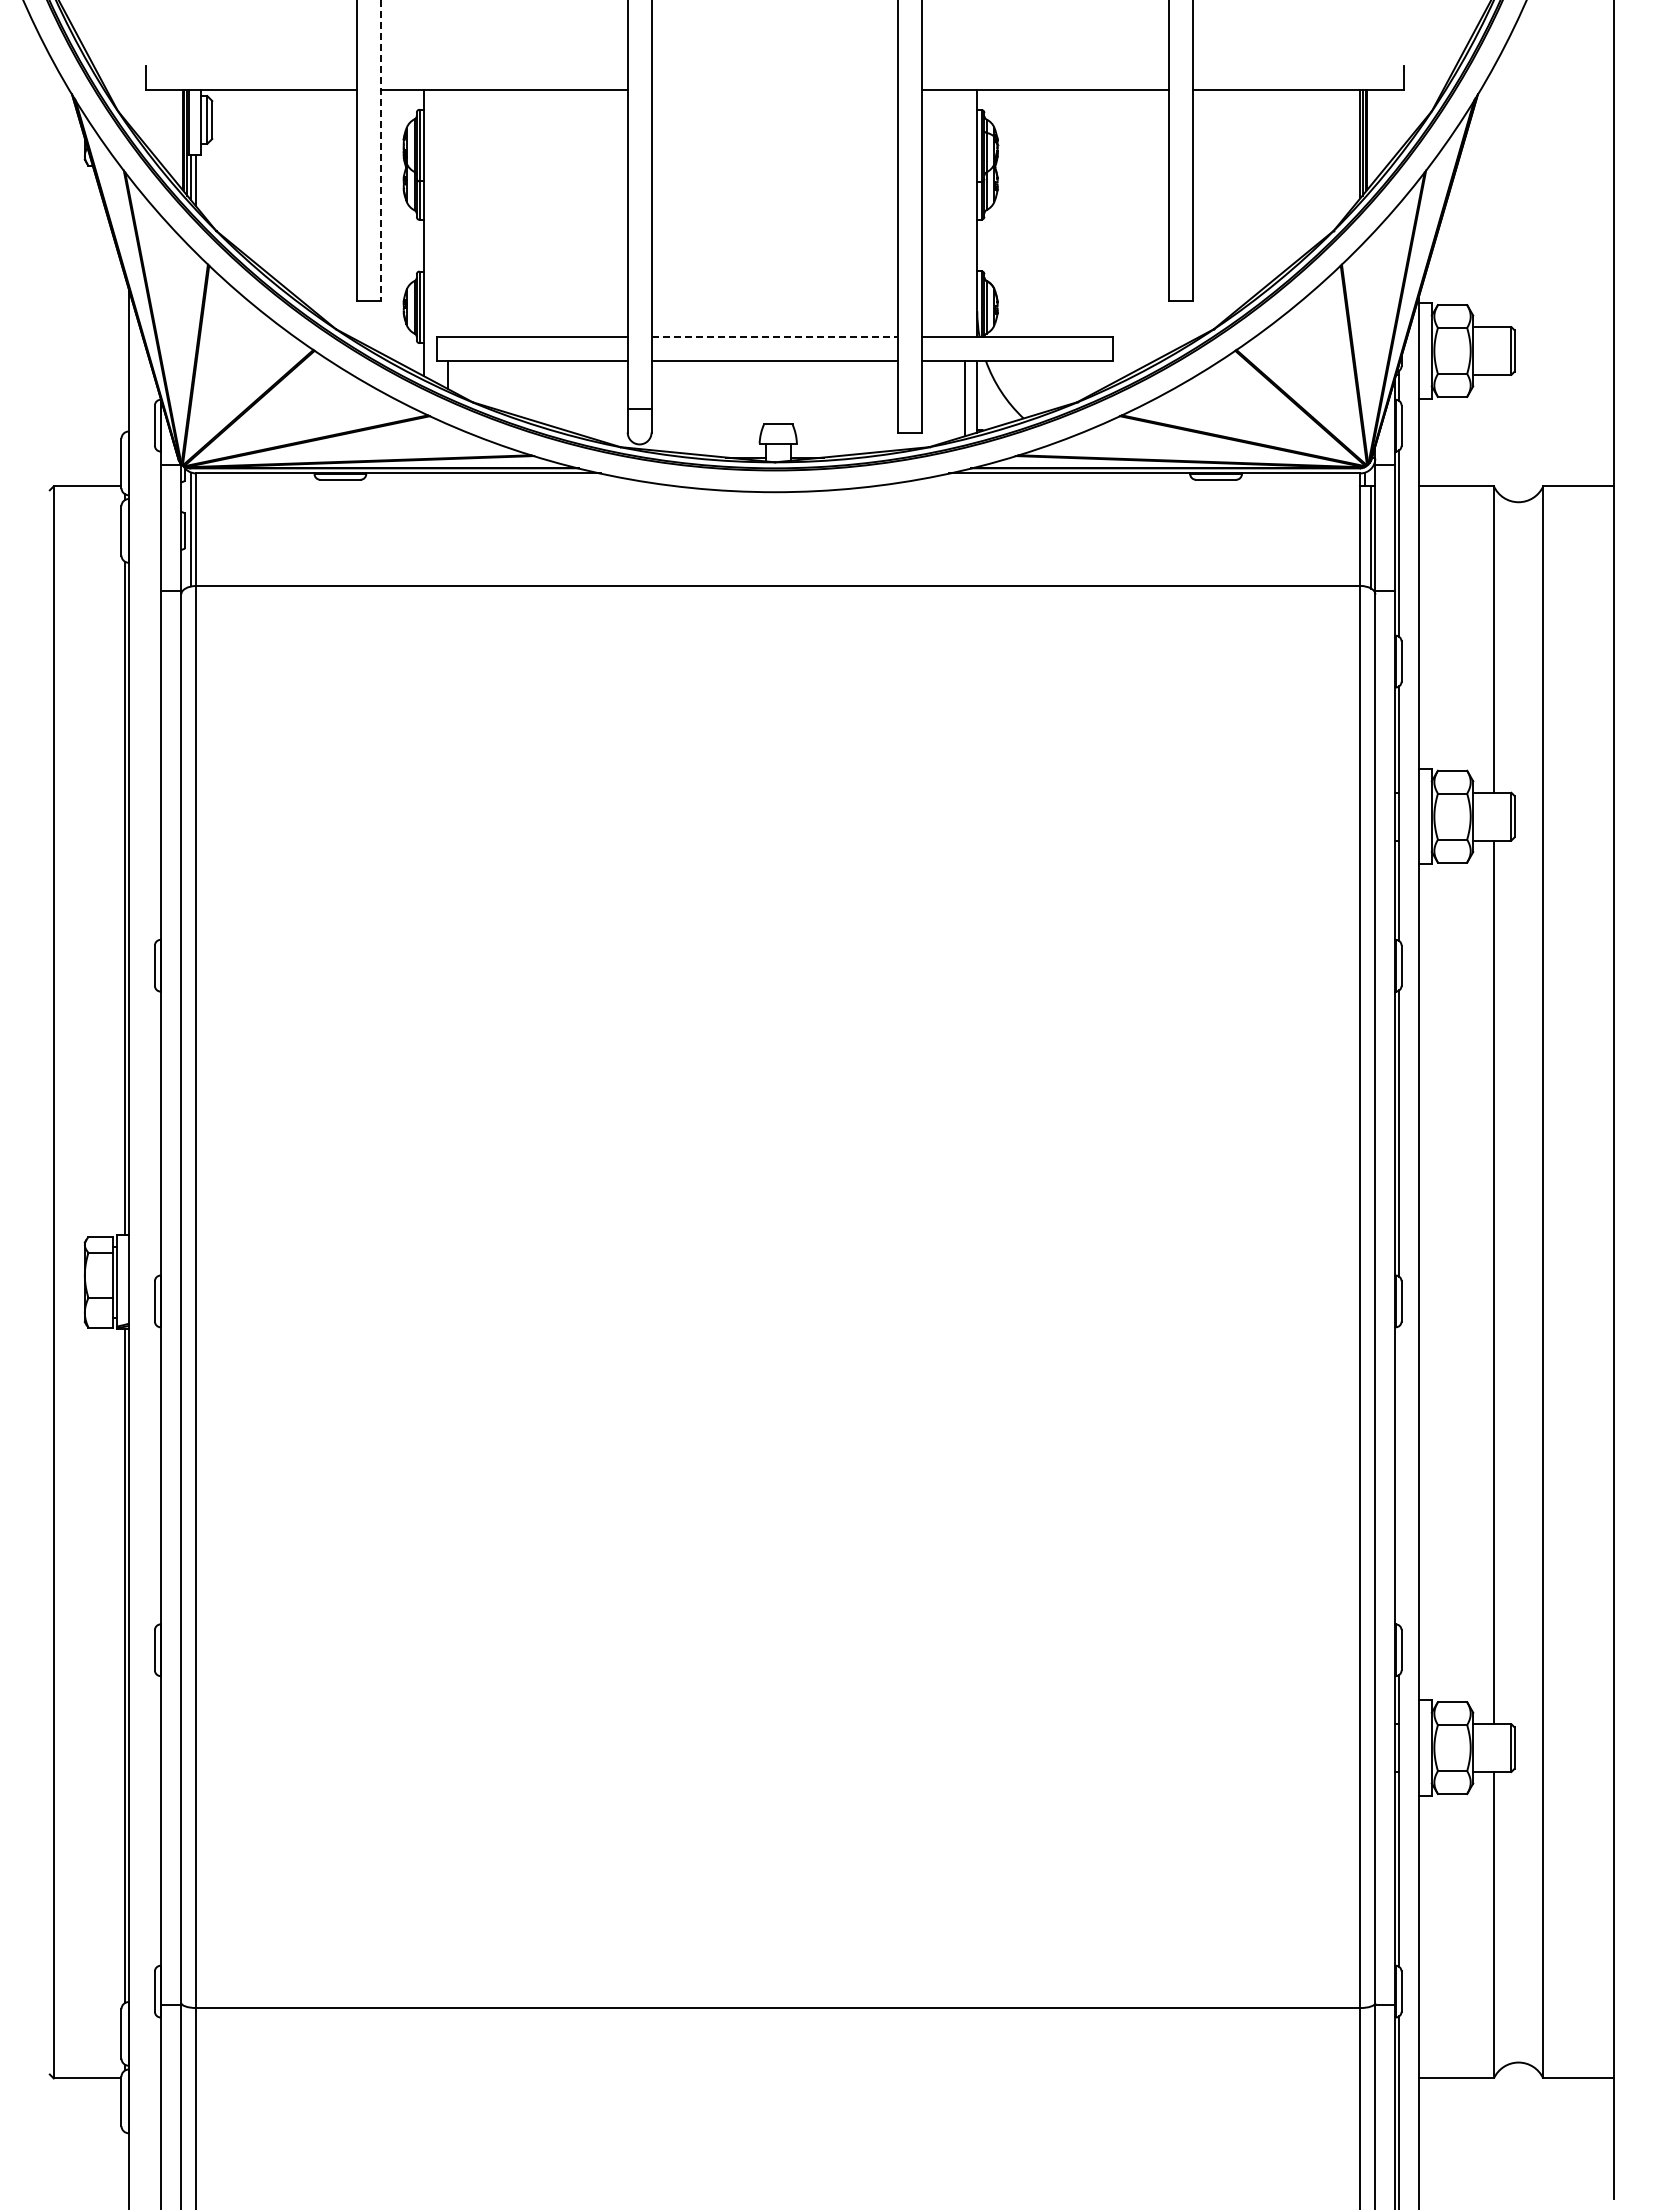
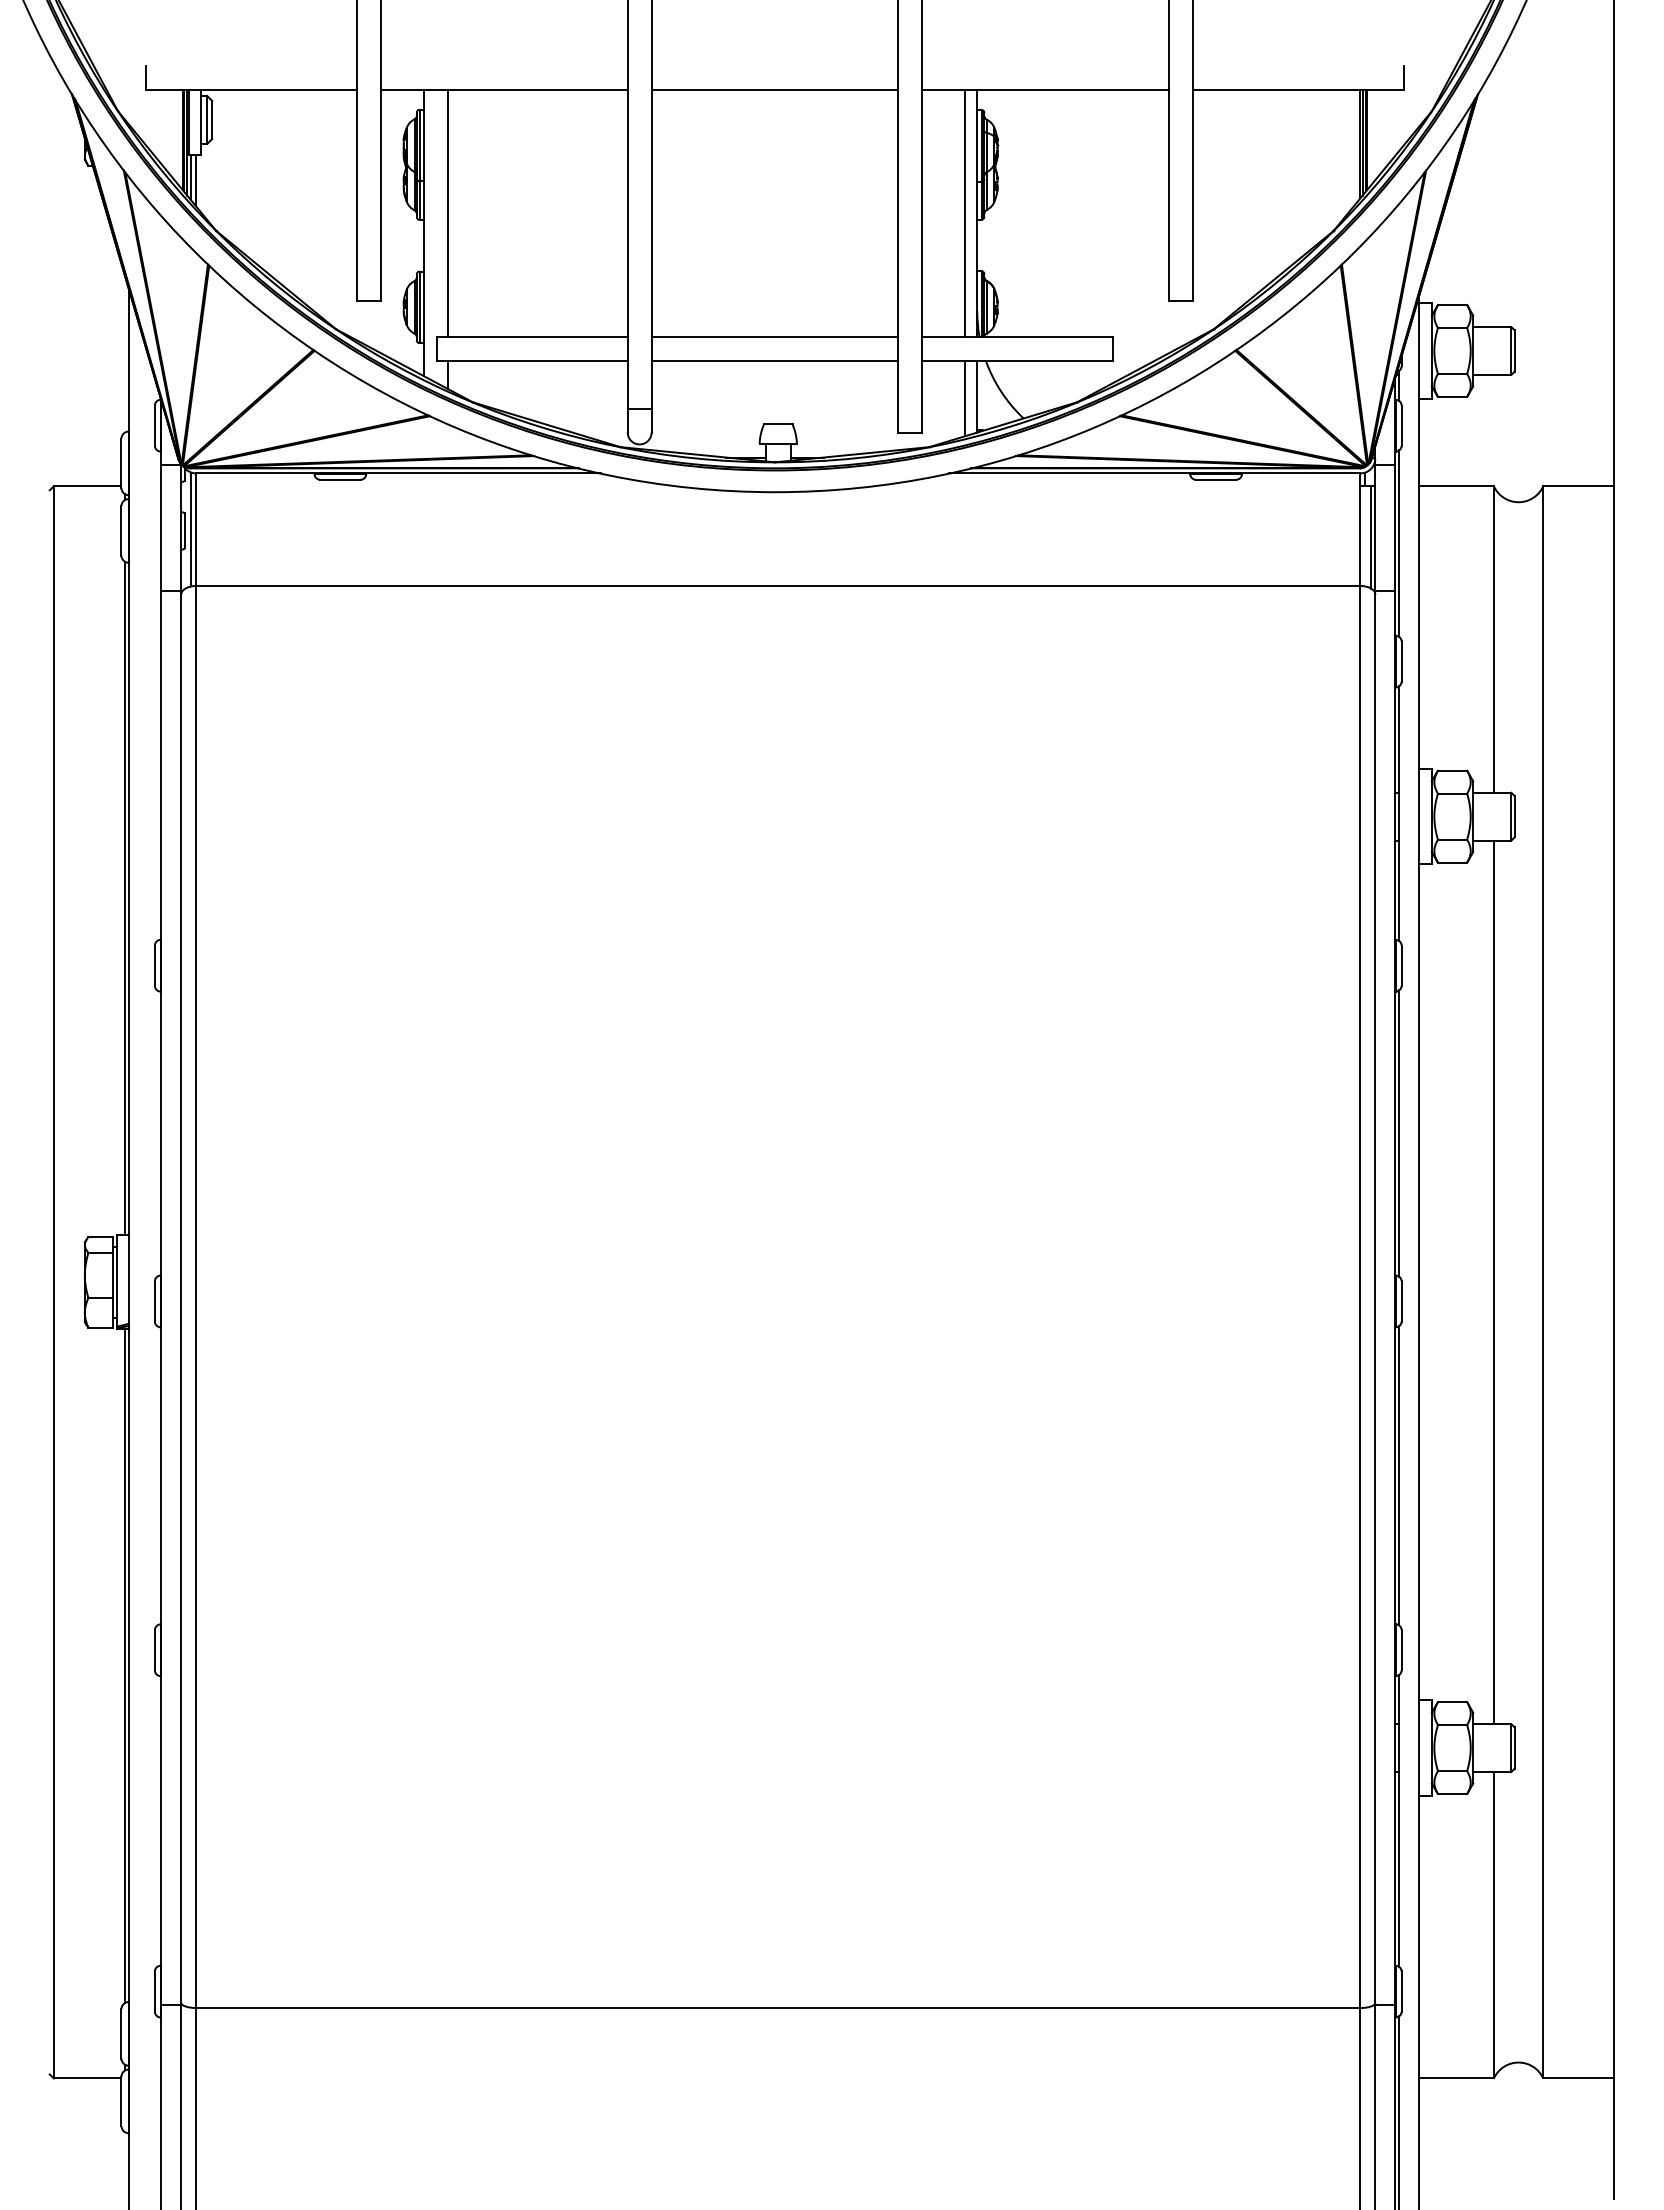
line: none -> present (774, 90)
line: dashed -> solid (380, 151)
line: none -> present (447, 213)
line: none -> present (965, 213)
line: dashed -> solid (775, 336)
line: none -> present (1399, 1475)
